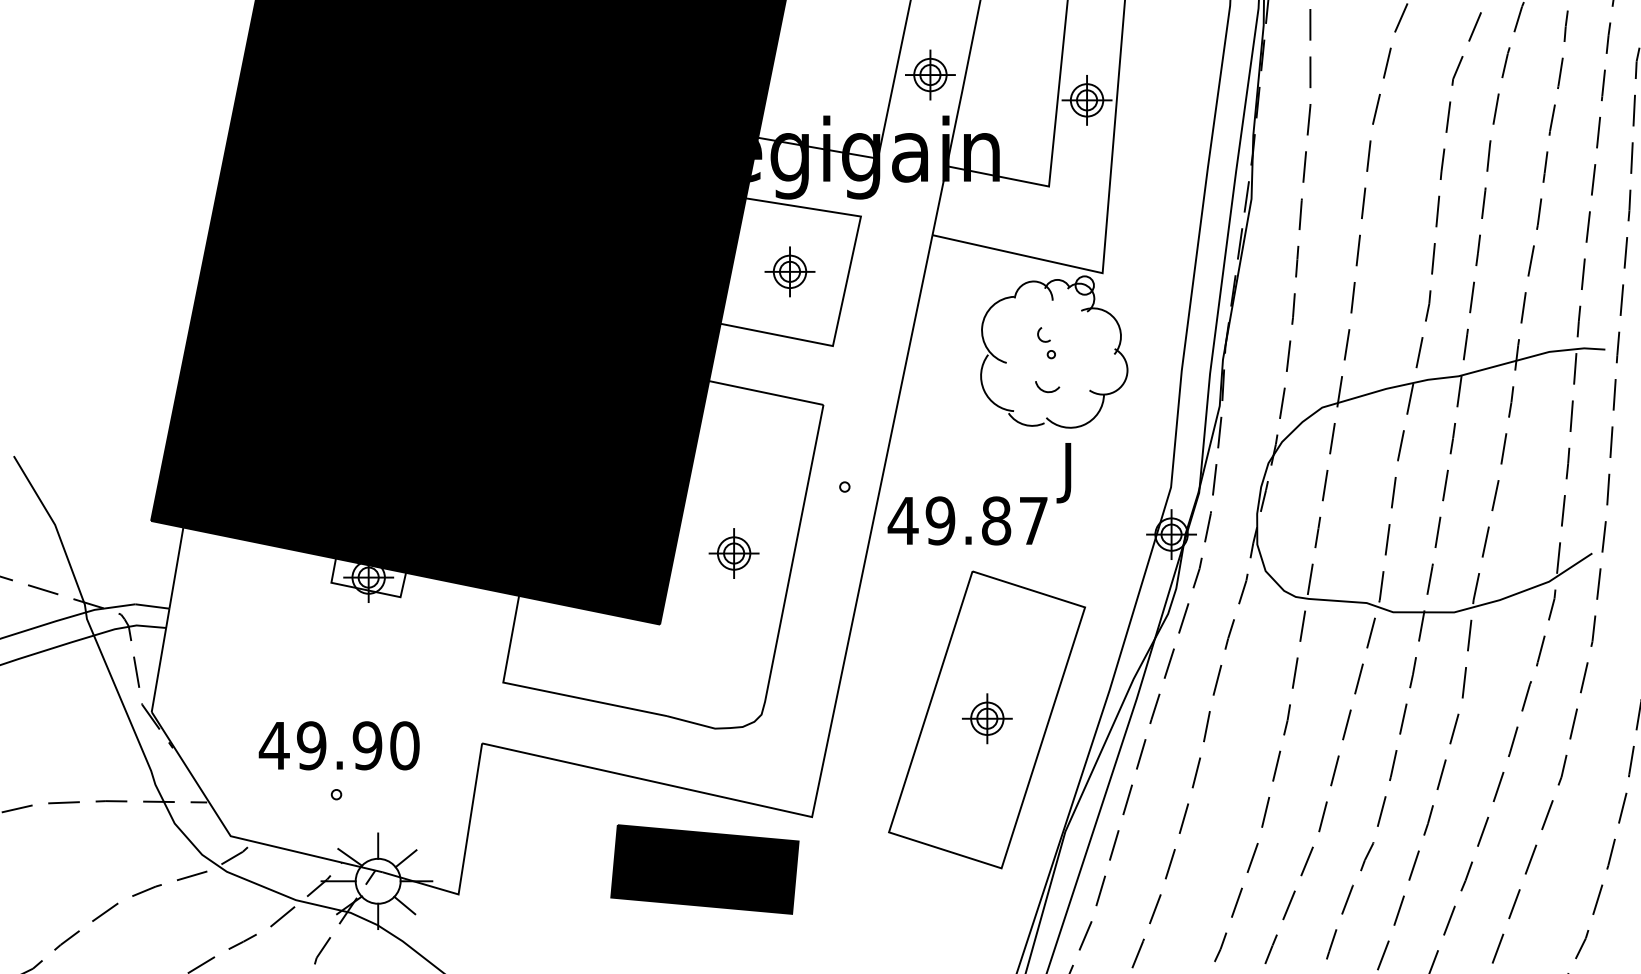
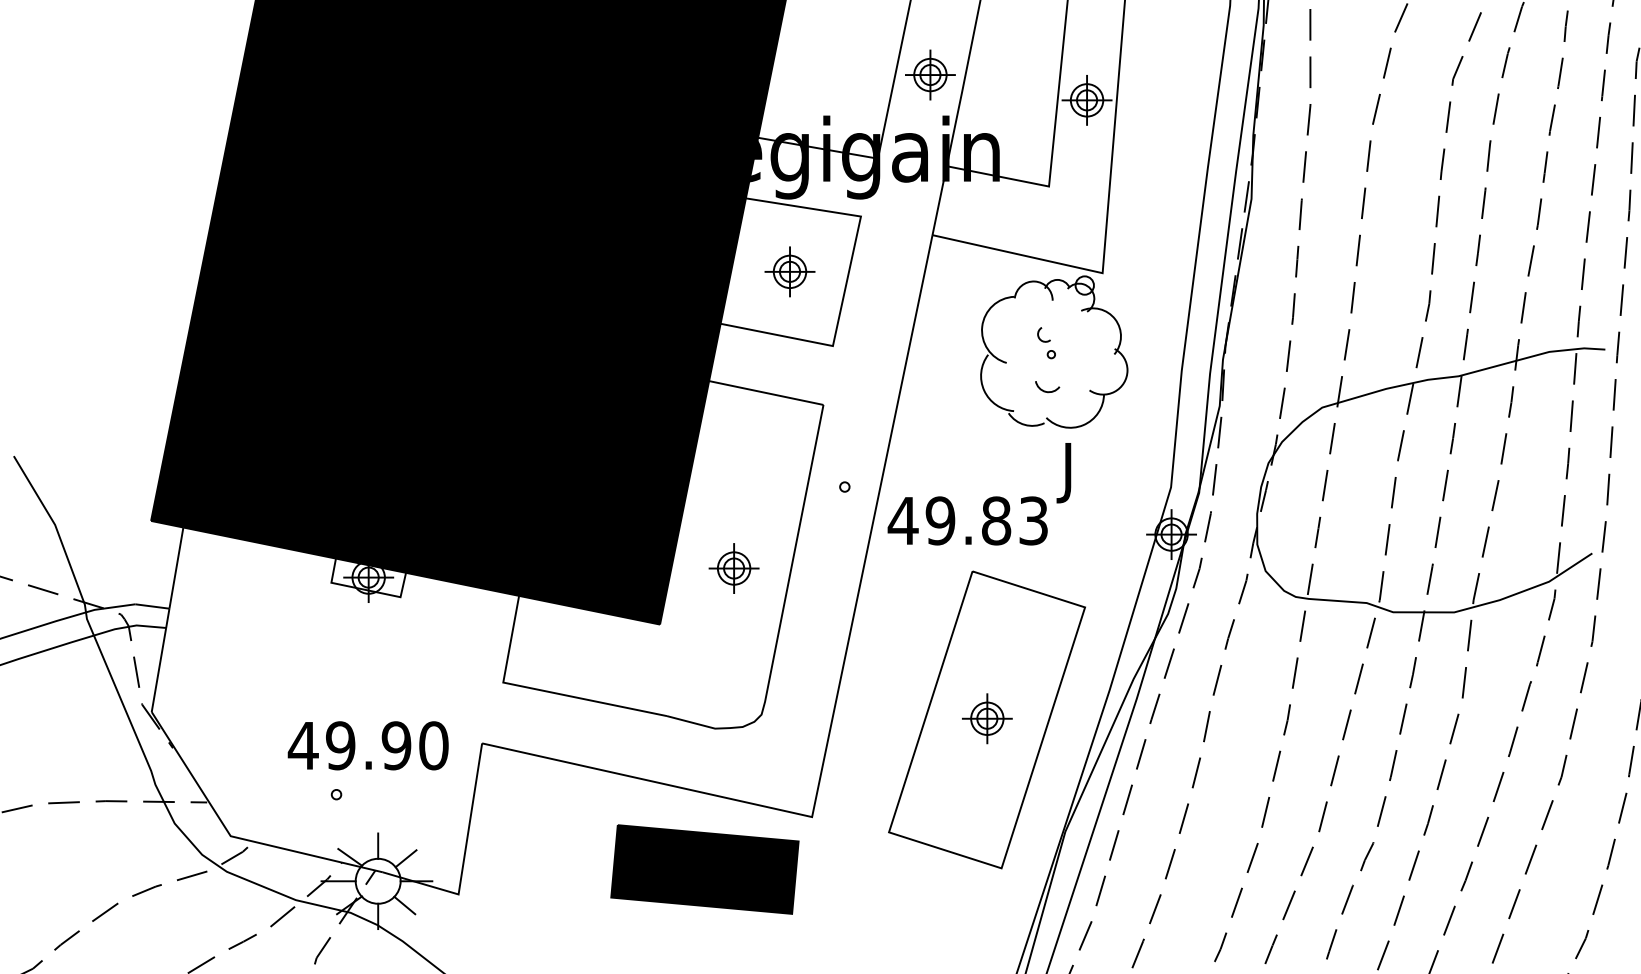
text: 49.87 -> 49.83 (1033, 520)
part position: (733, 553) -> (733, 568) (733, 568)
text position: (338, 745) -> (367, 745) (367, 745)
